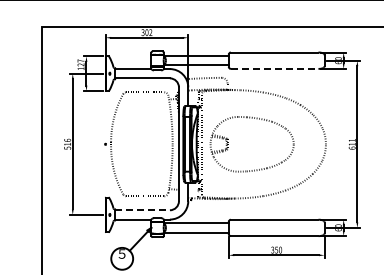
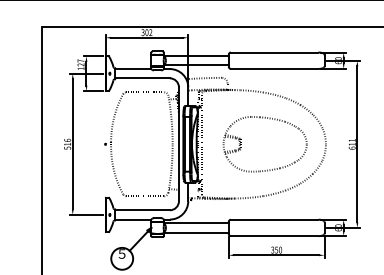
line: dashed -> solid (274, 68)
part position: (228, 144) -> (241, 144) (241, 144)
line: dashed -> solid (143, 210)
